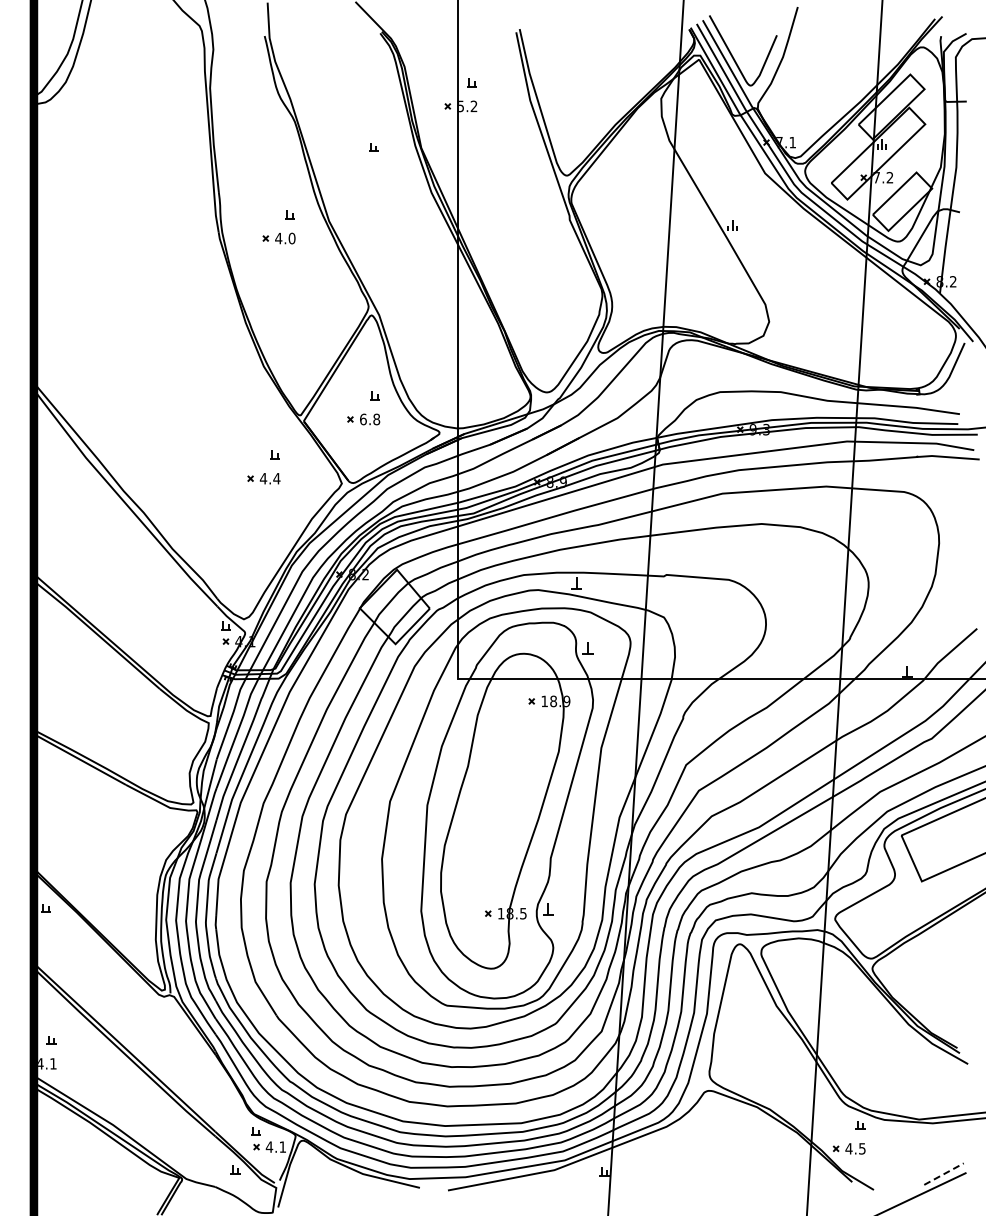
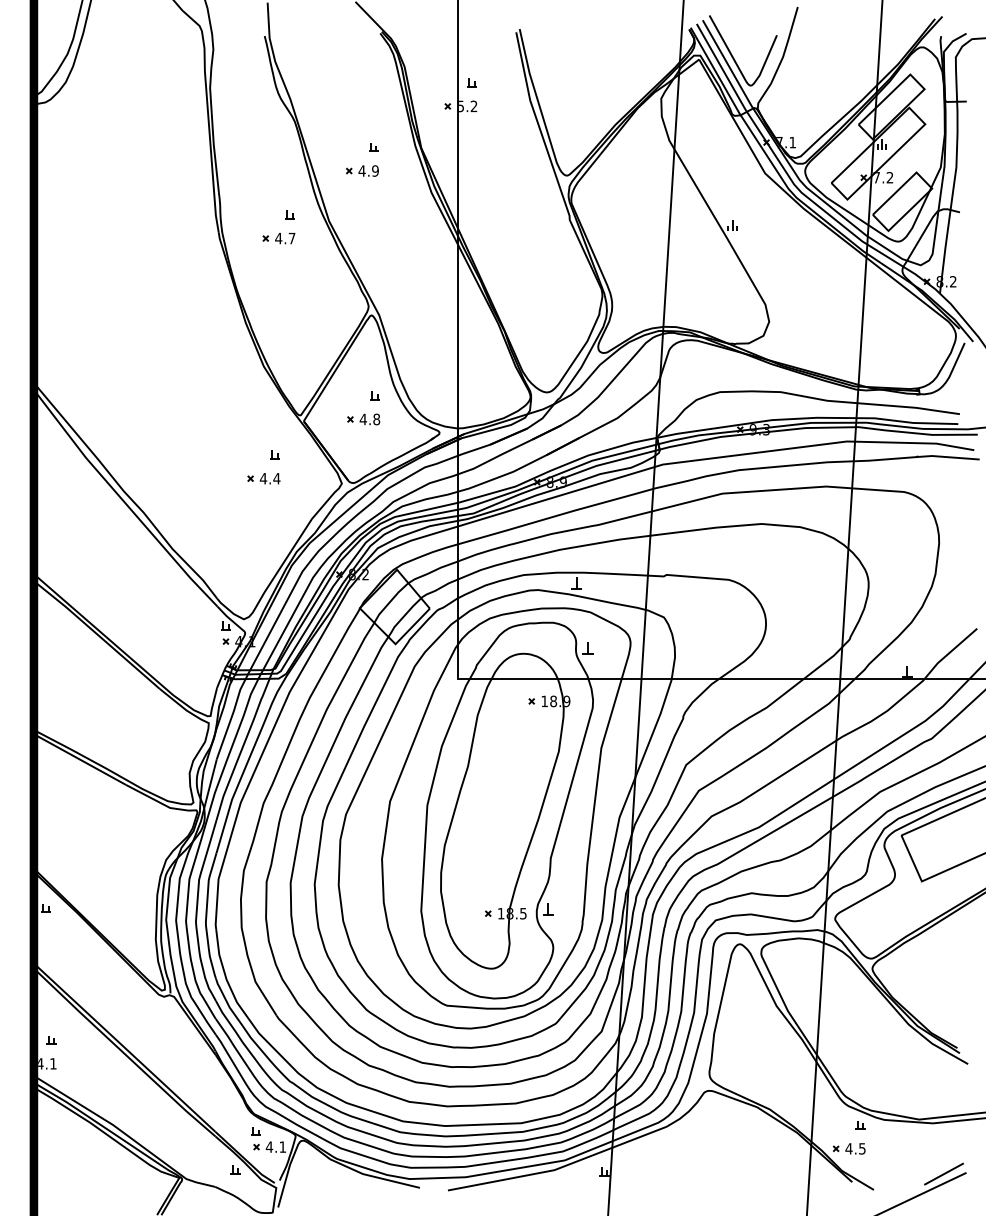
part: none -> present (362, 170)
text: 4.0 -> 4.7 (291, 238)
text: 6.8 -> 4.8 (362, 419)
line: dashed -> solid (944, 1173)
